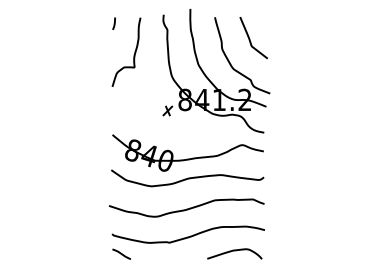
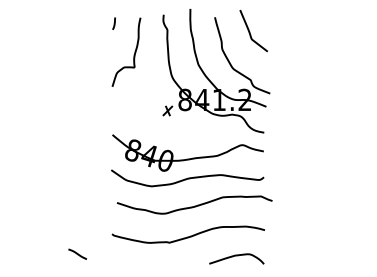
curve position: (250, 38) -> (250, 31) (250, 31)
curve position: (186, 208) -> (194, 205) (194, 205)
curve position: (234, 251) -> (236, 256) (236, 256)
line position: (121, 253) -> (77, 253) (77, 253)
